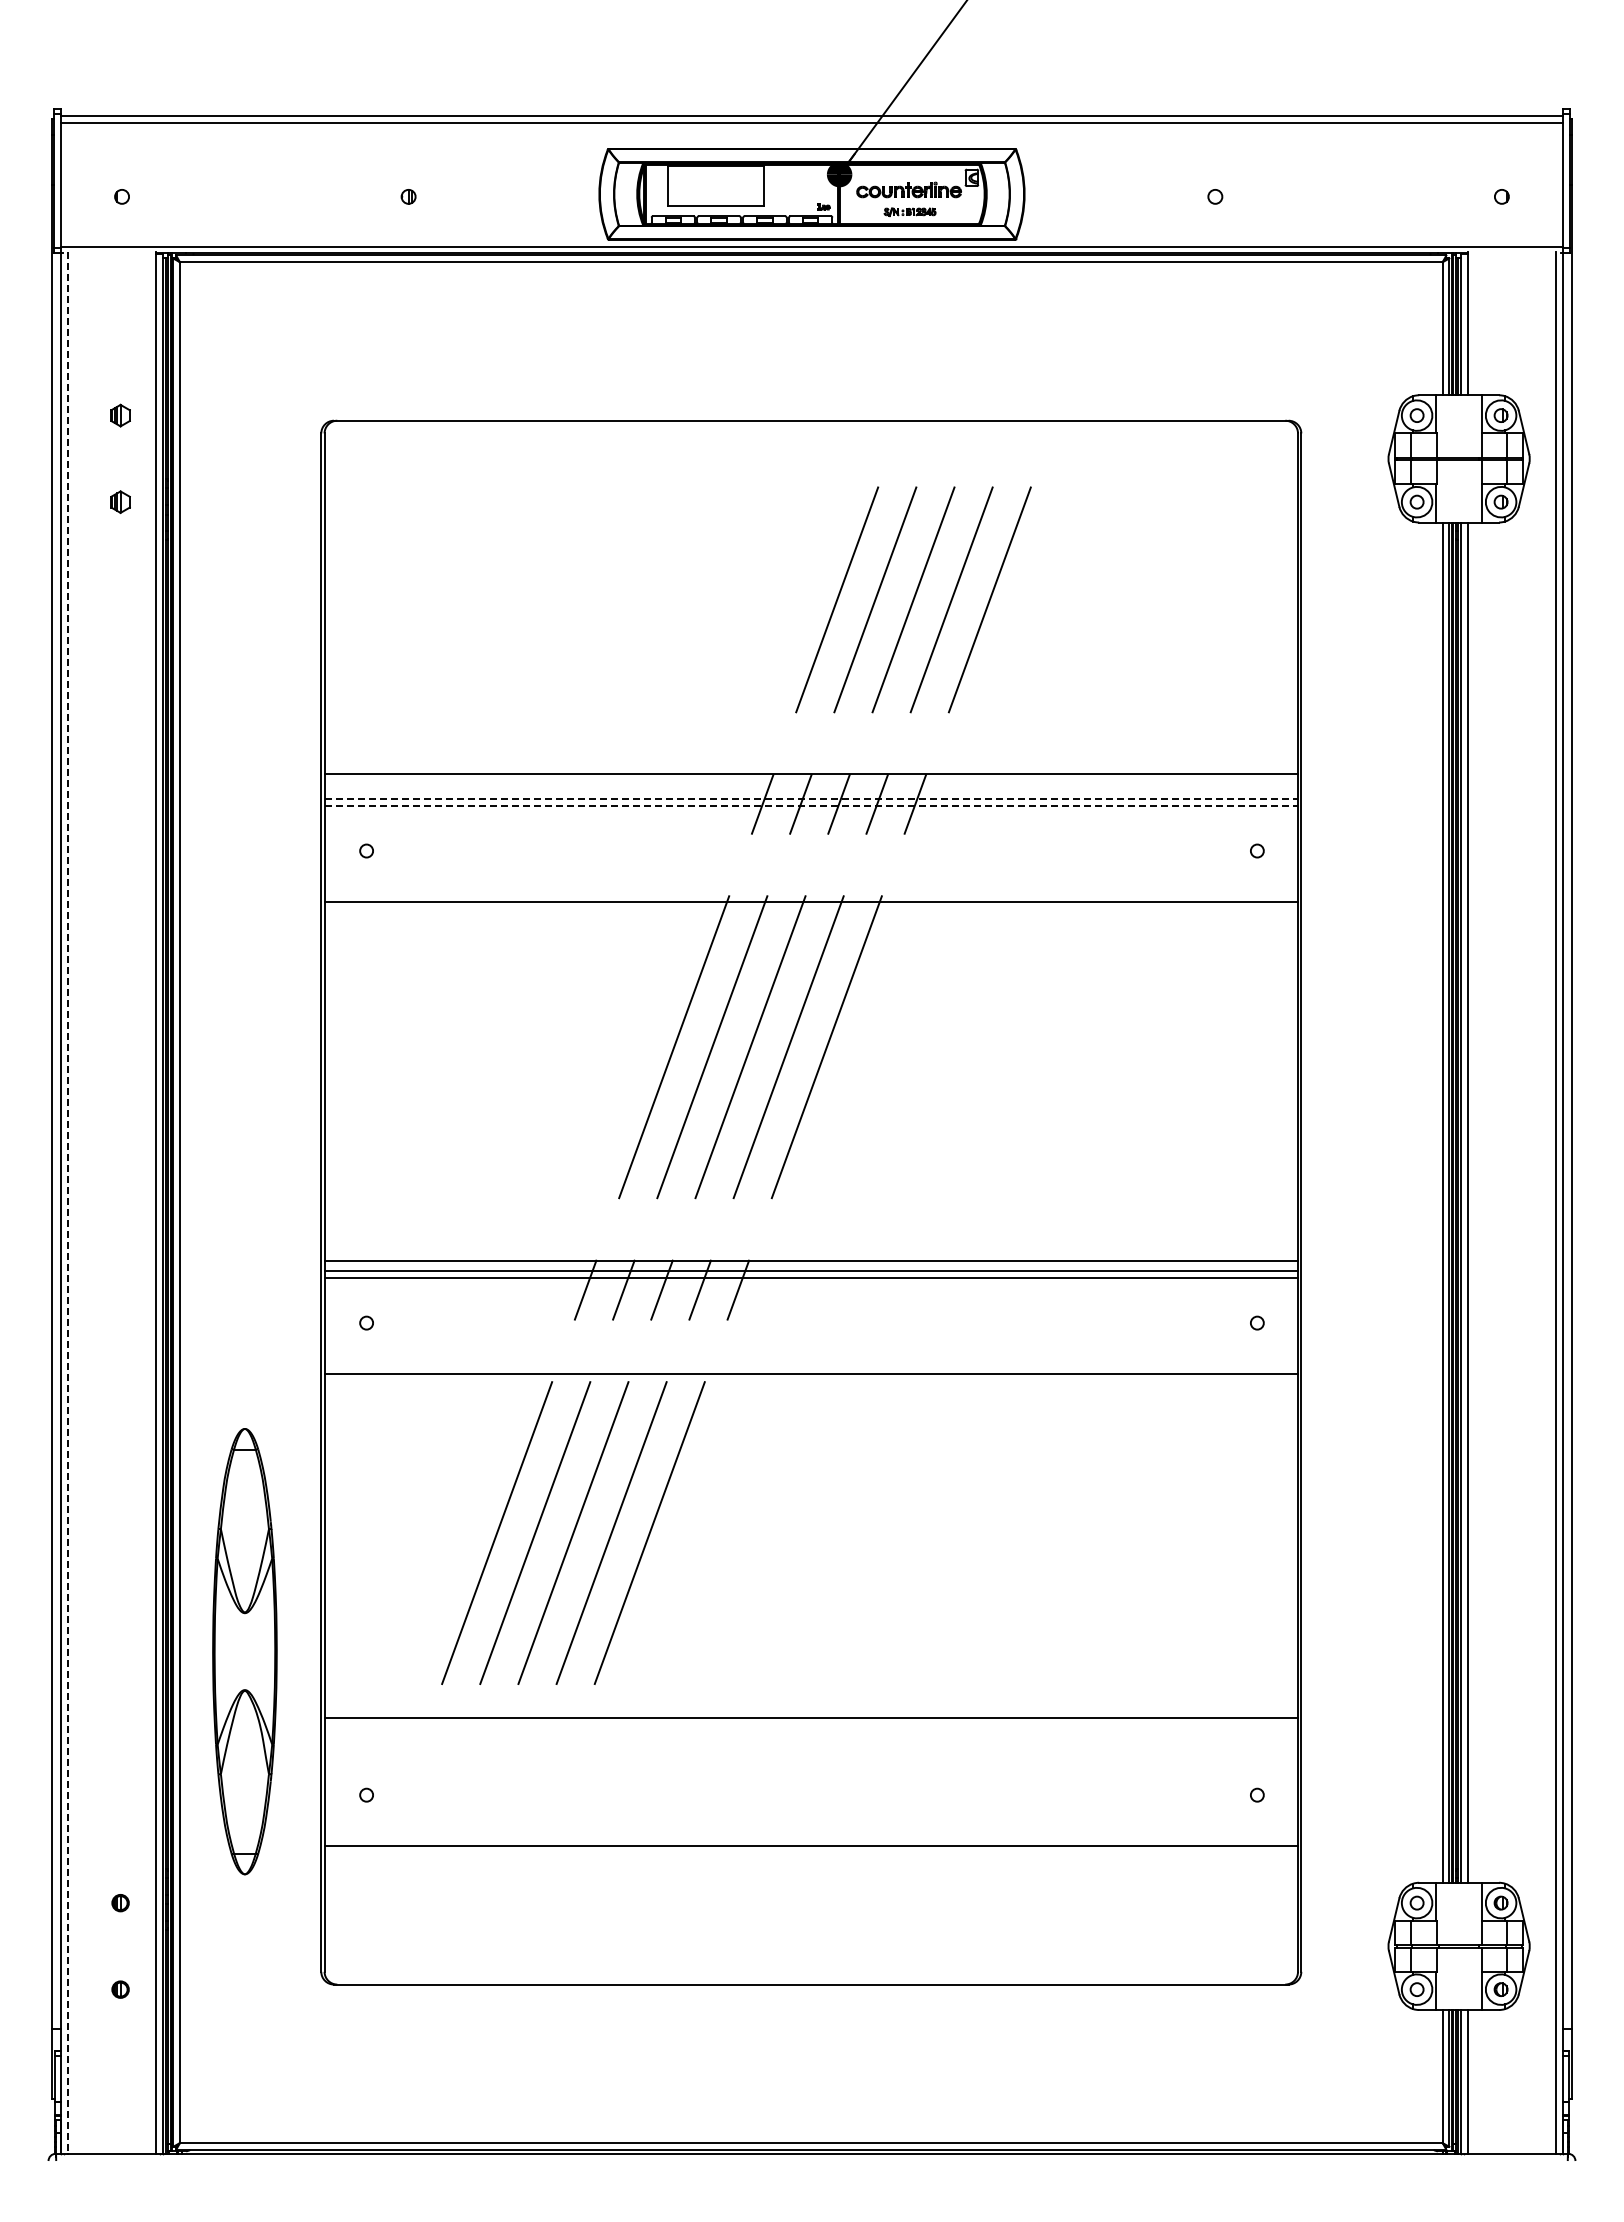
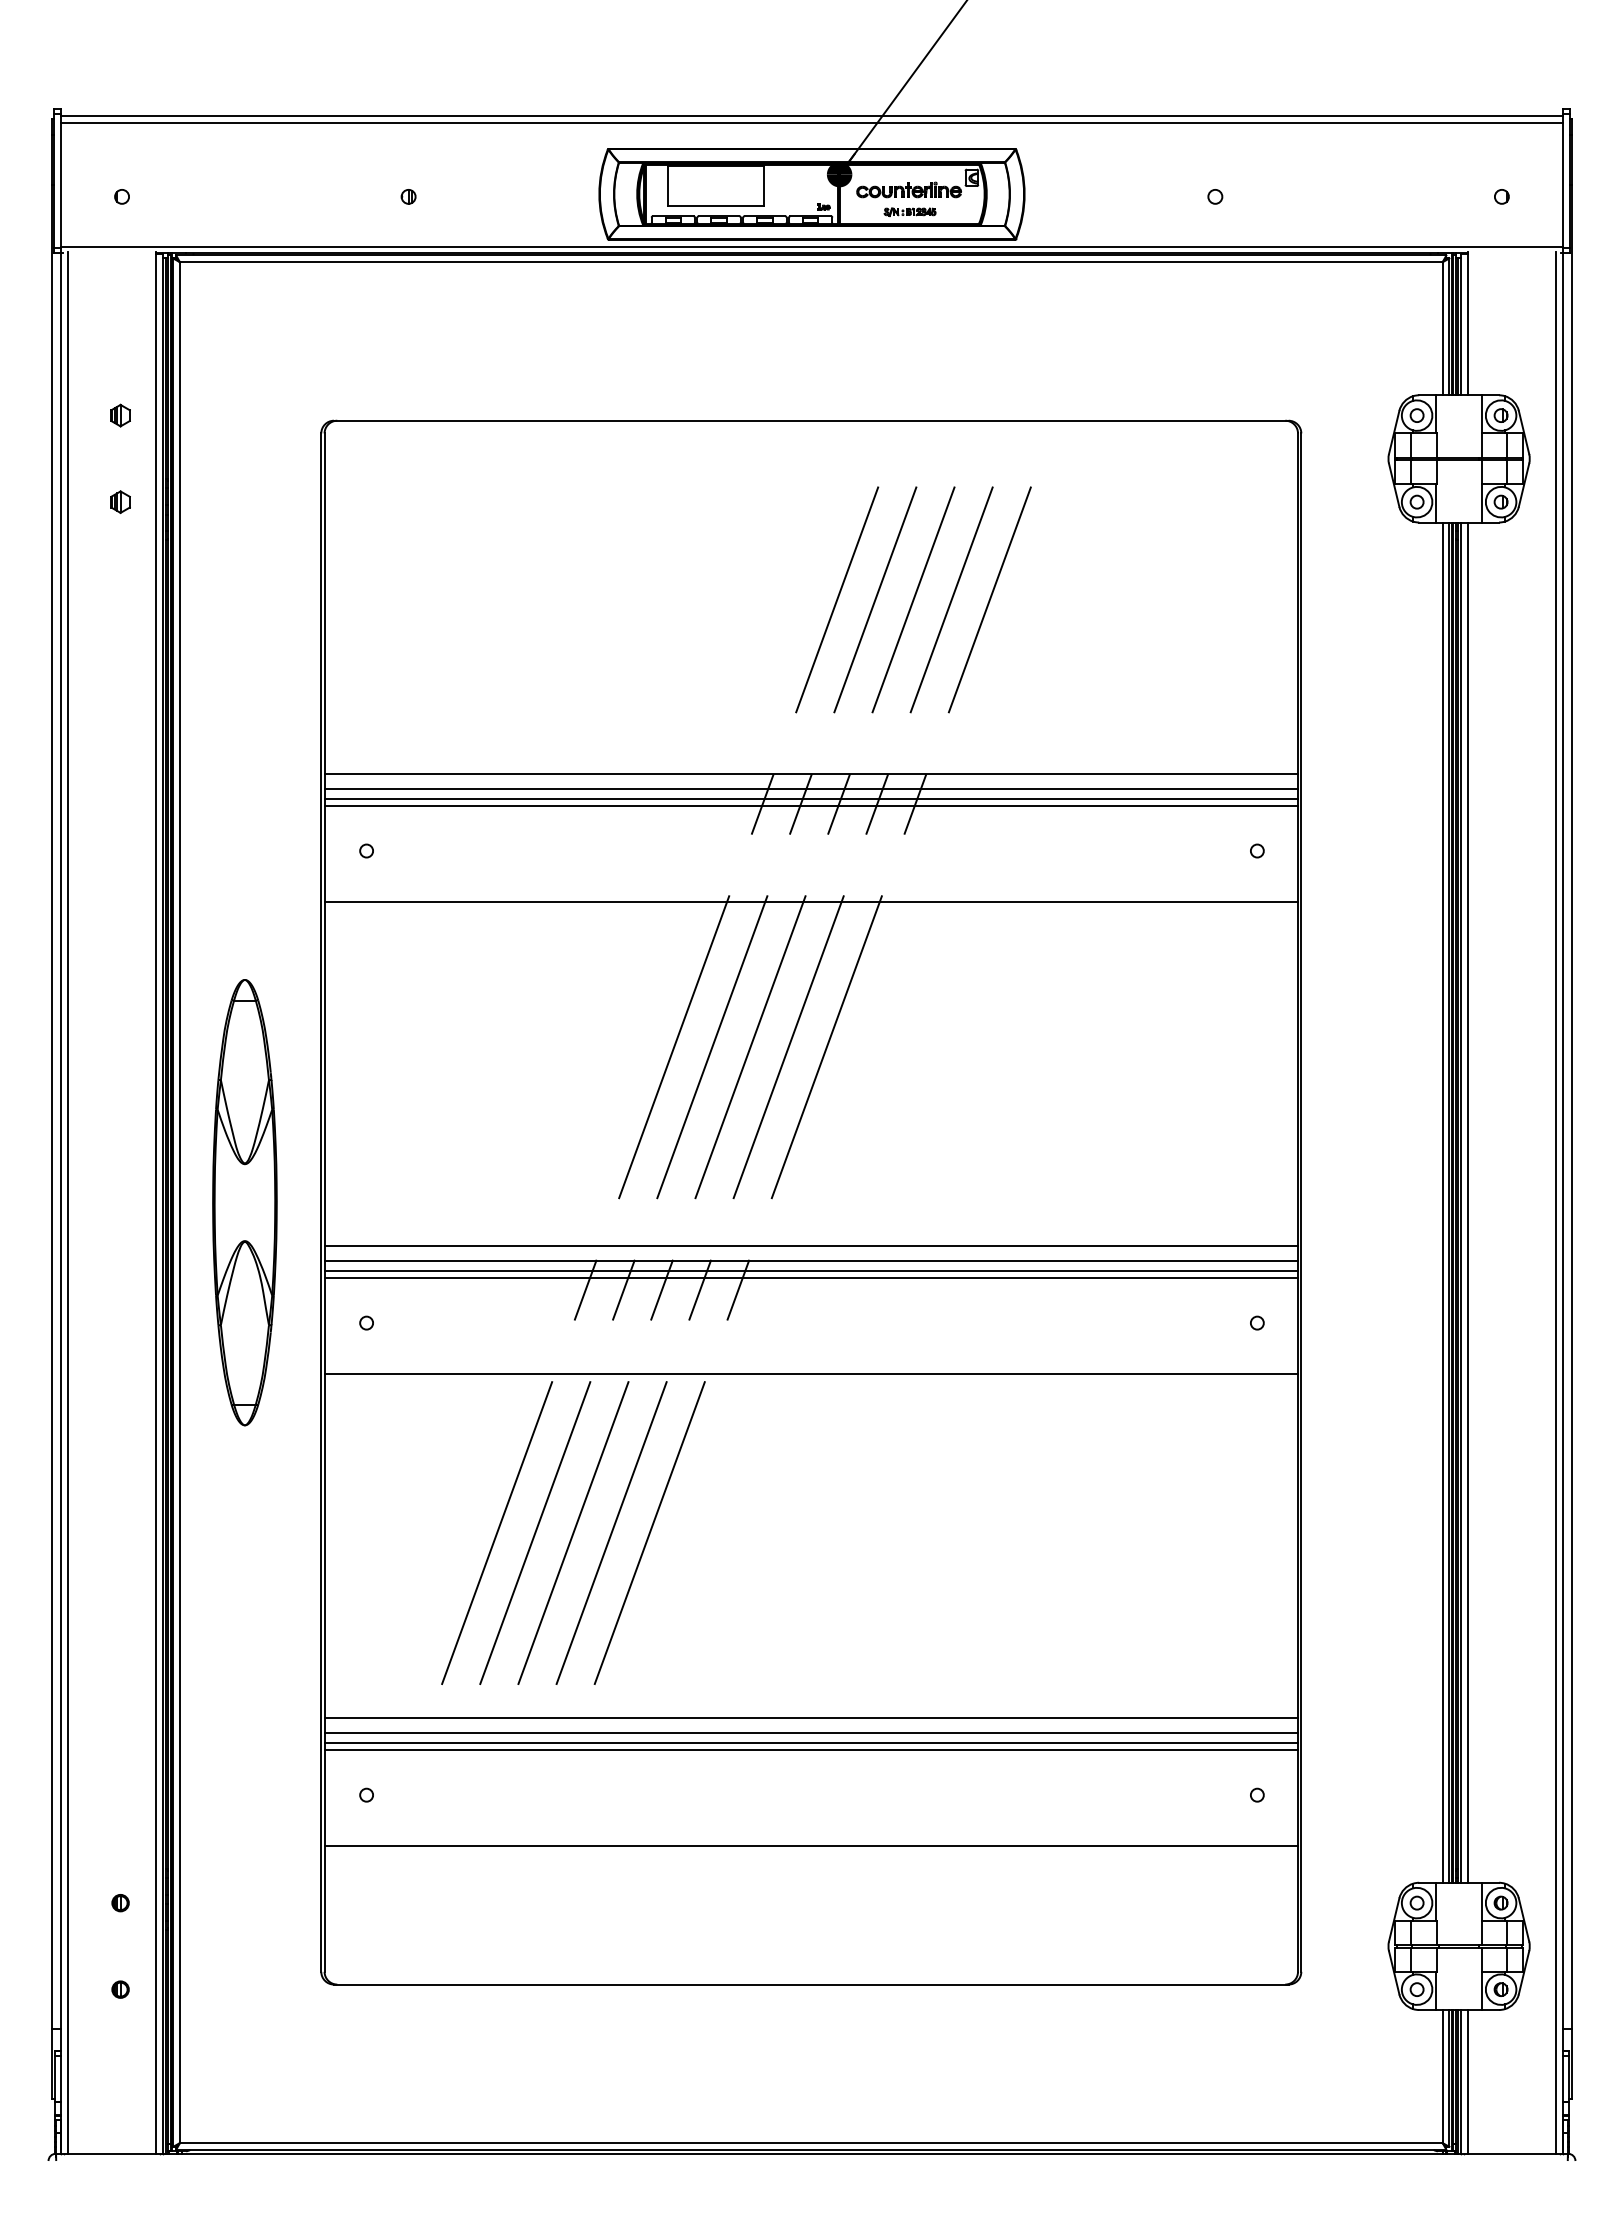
line: none -> present (811, 788)
line: dashed -> solid (811, 798)
line: dashed -> solid (811, 805)
line: dashed -> solid (68, 1202)
line: none -> present (811, 1245)
part position: (244, 1651) -> (244, 1202) (244, 1202)
line: none -> present (811, 1733)
line: none -> present (811, 1742)
line: none -> present (811, 1750)
